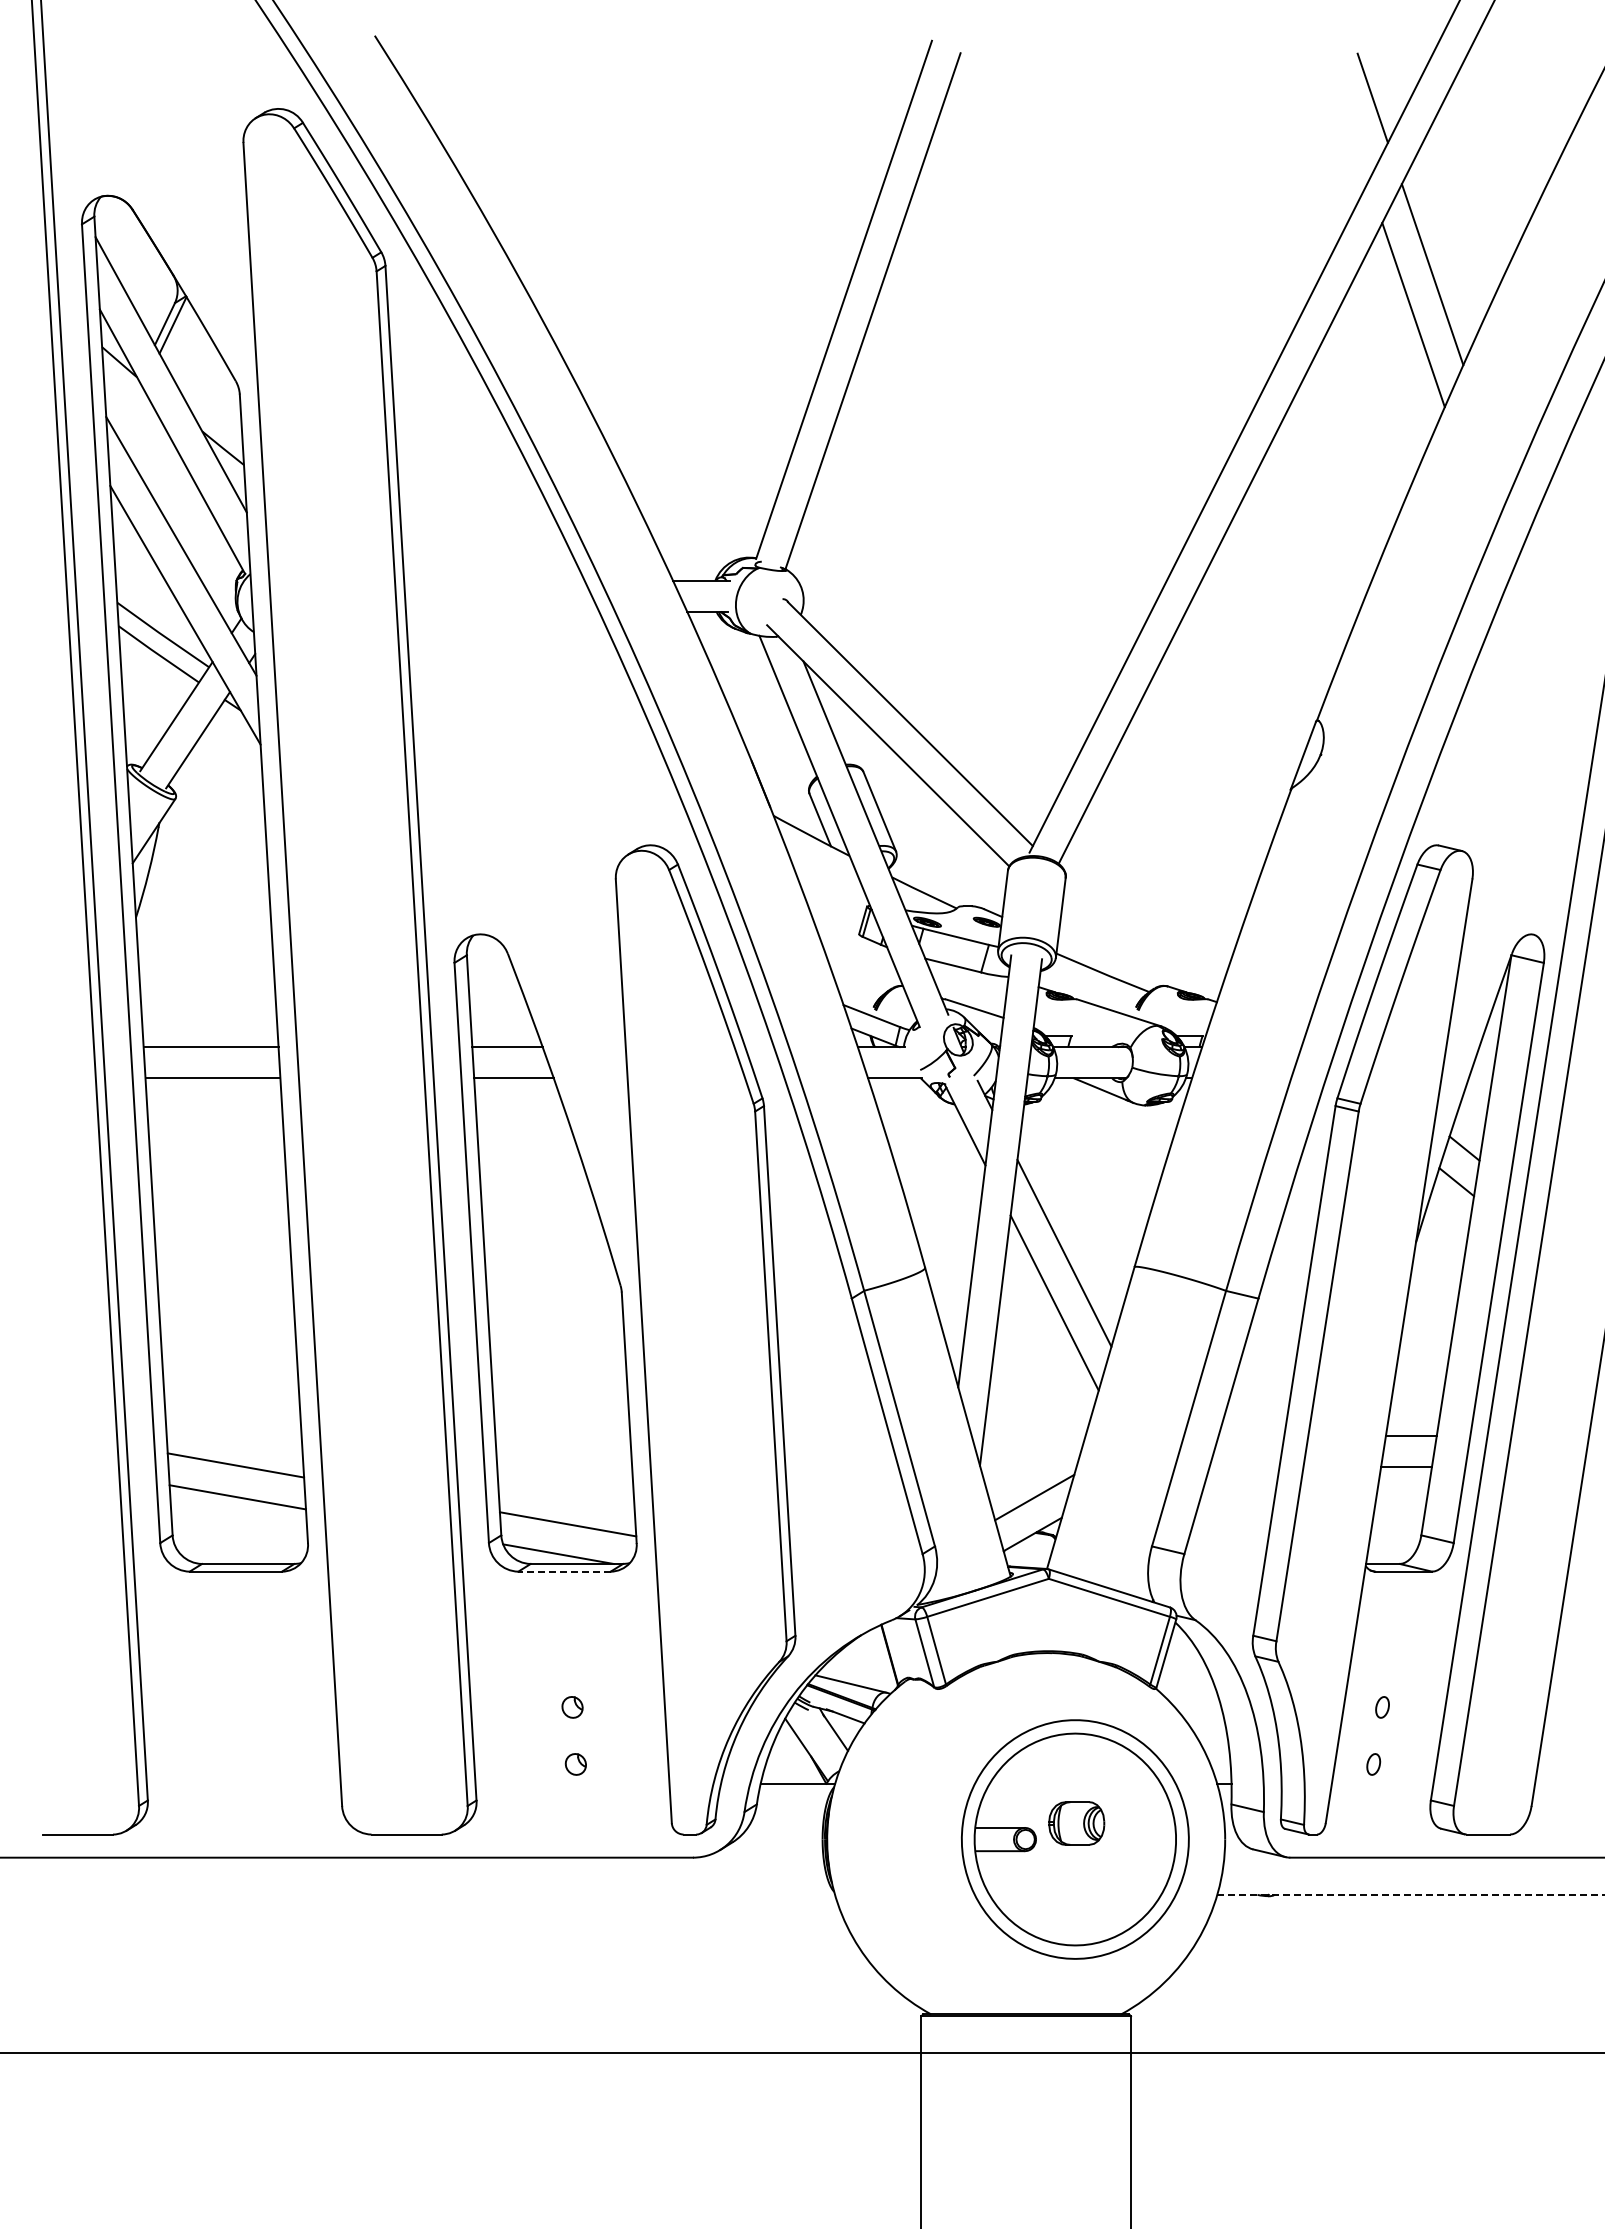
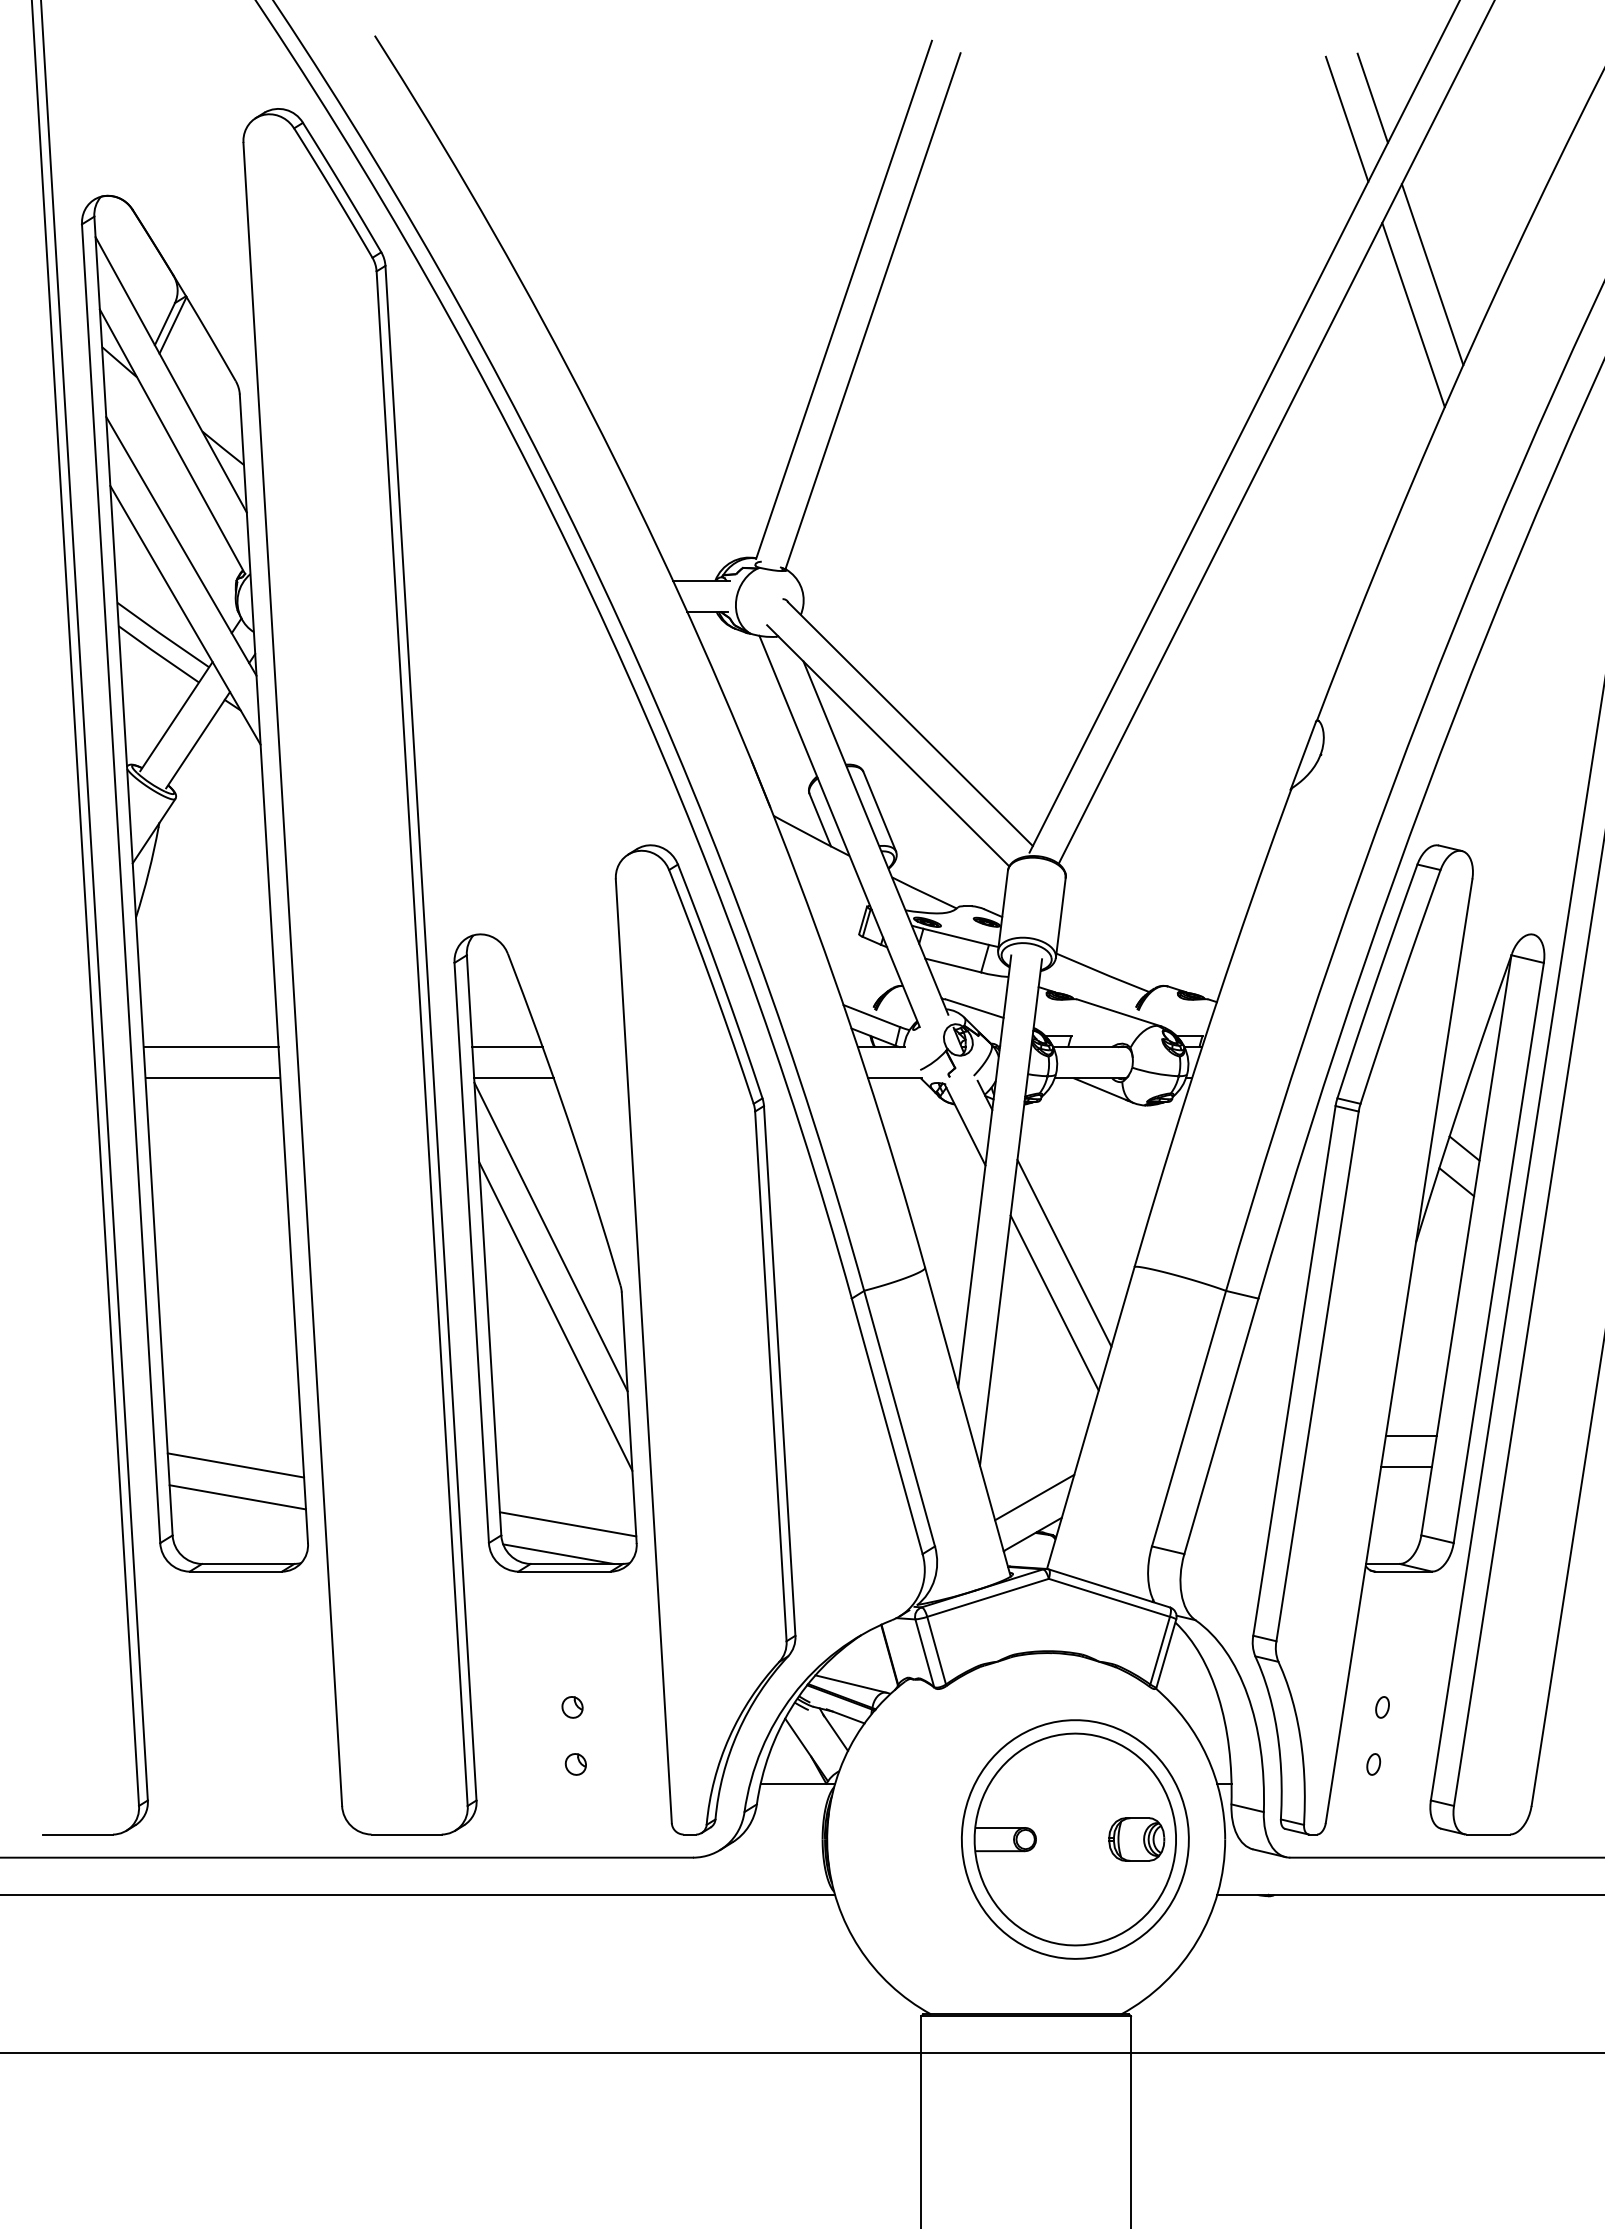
line: none -> present (1346, 118)
line: none -> present (550, 1236)
line: none -> present (555, 1316)
line: dashed -> solid (564, 1571)
part position: (1076, 1823) -> (1136, 1839) (1136, 1839)
line: none -> present (418, 1894)
line: dashed -> solid (1411, 1894)
